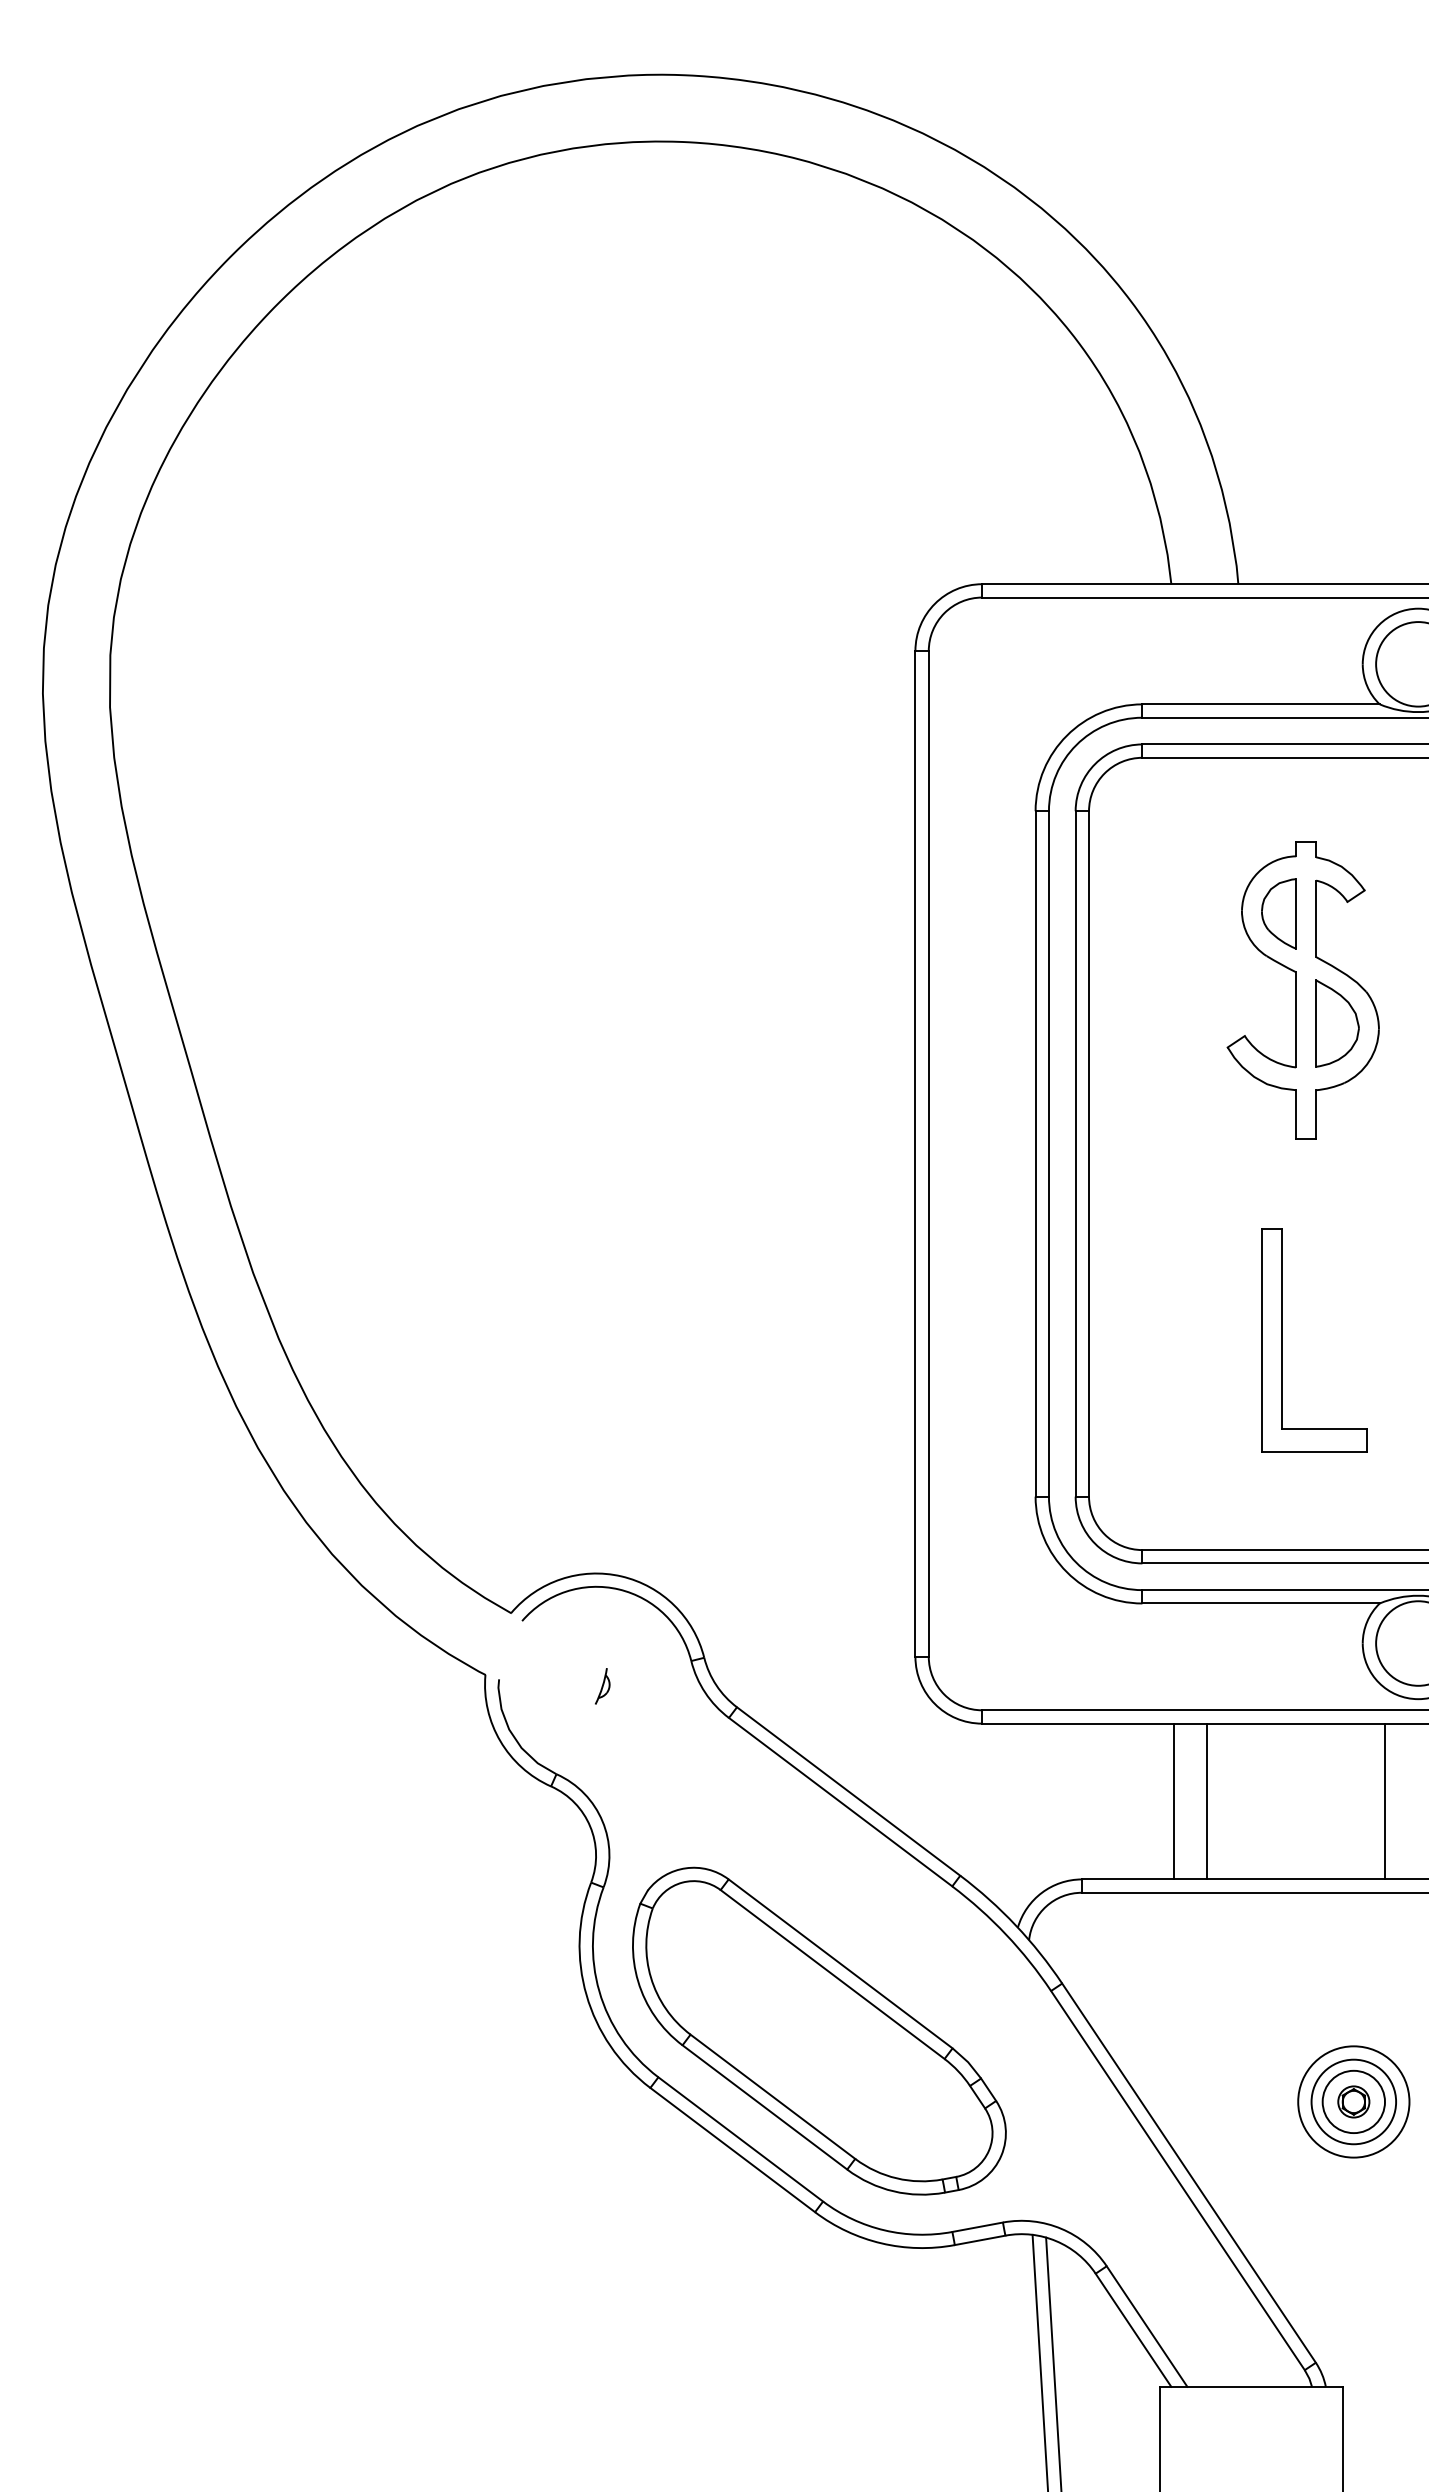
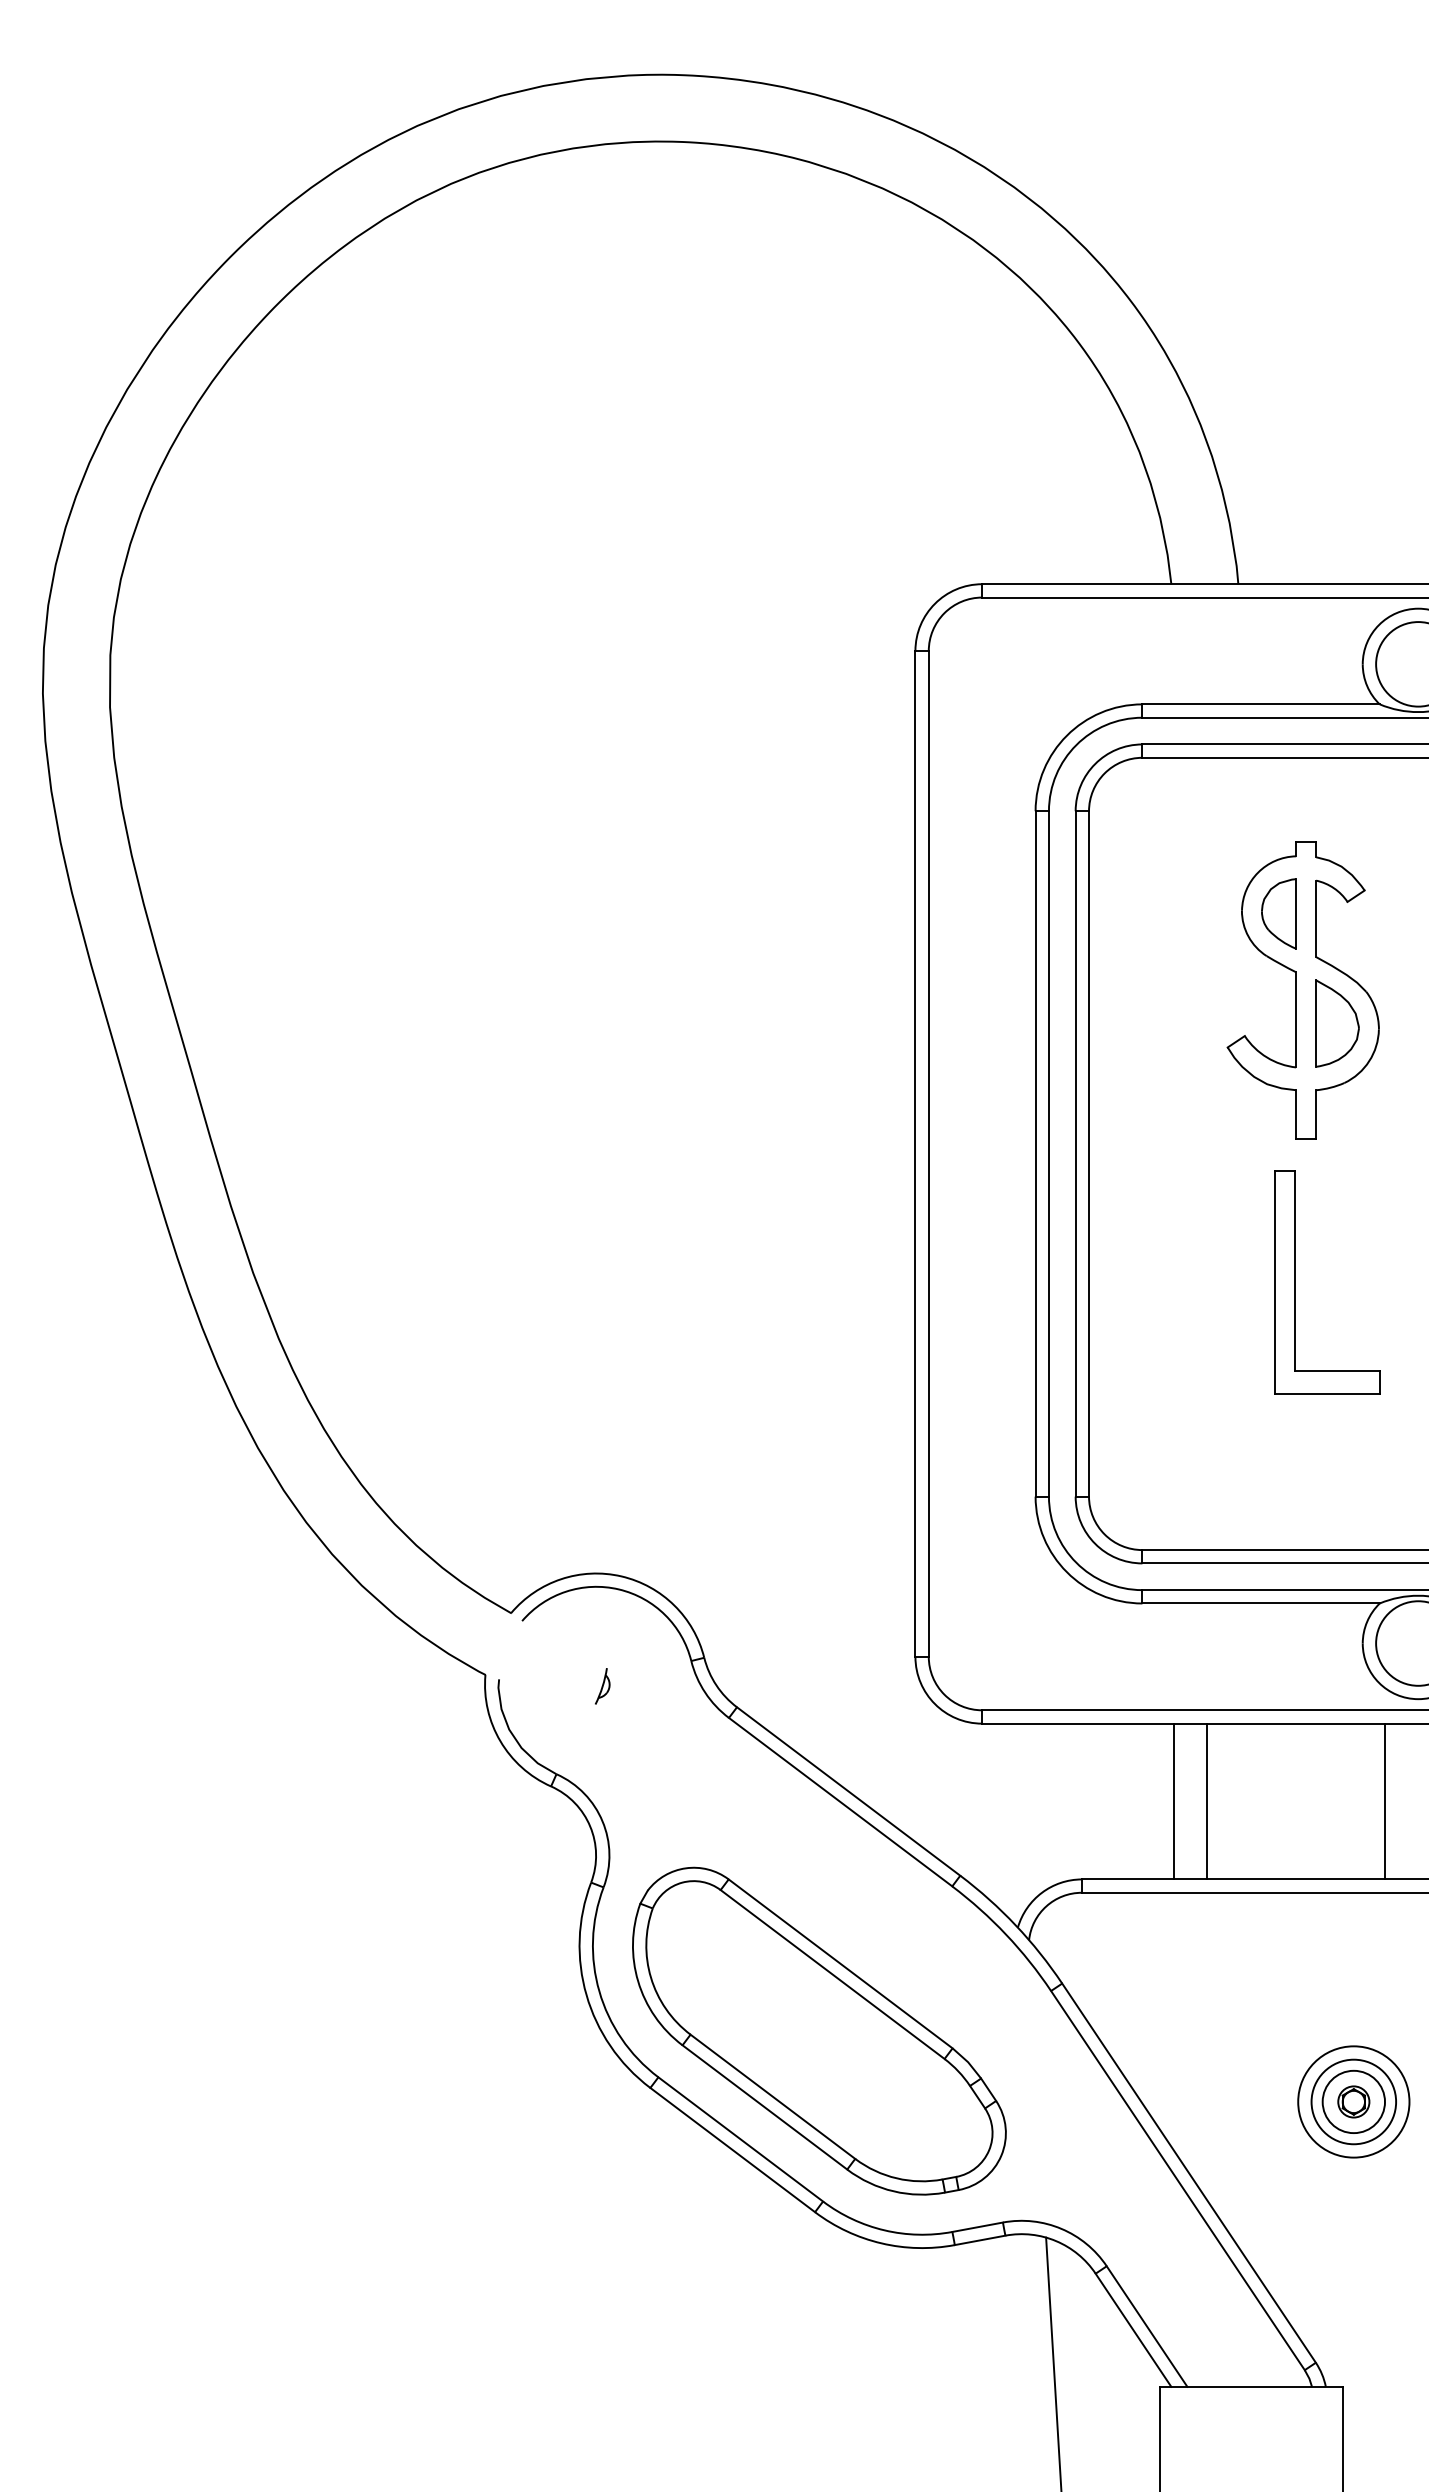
part position: (1282, 1340) -> (1295, 1282) (1295, 1282)
line: present -> none (1039, 2361)
